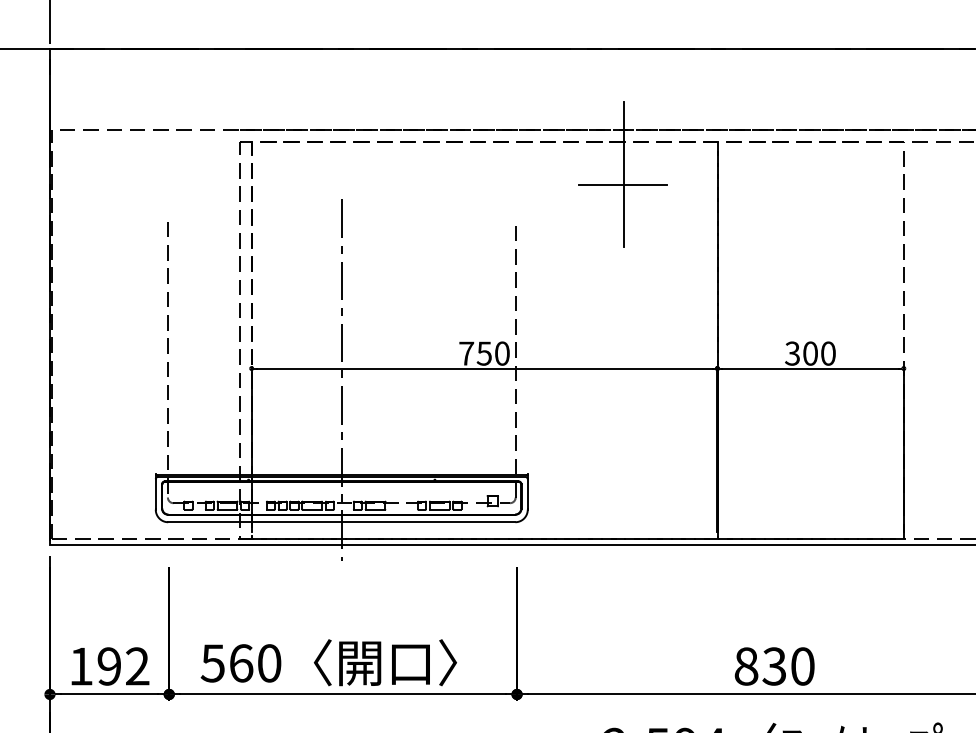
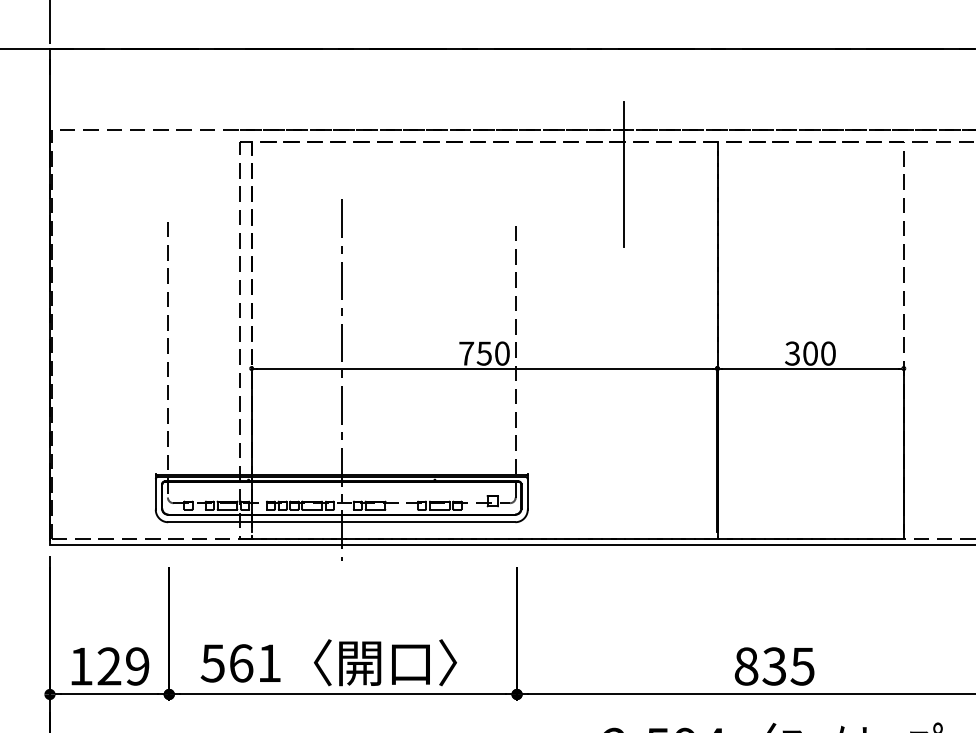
line: present -> none (623, 185)
text: 560 -> 561 (269, 663)
text: 192 -> 129 (123, 666)
text: 830 -> 835 (802, 666)
